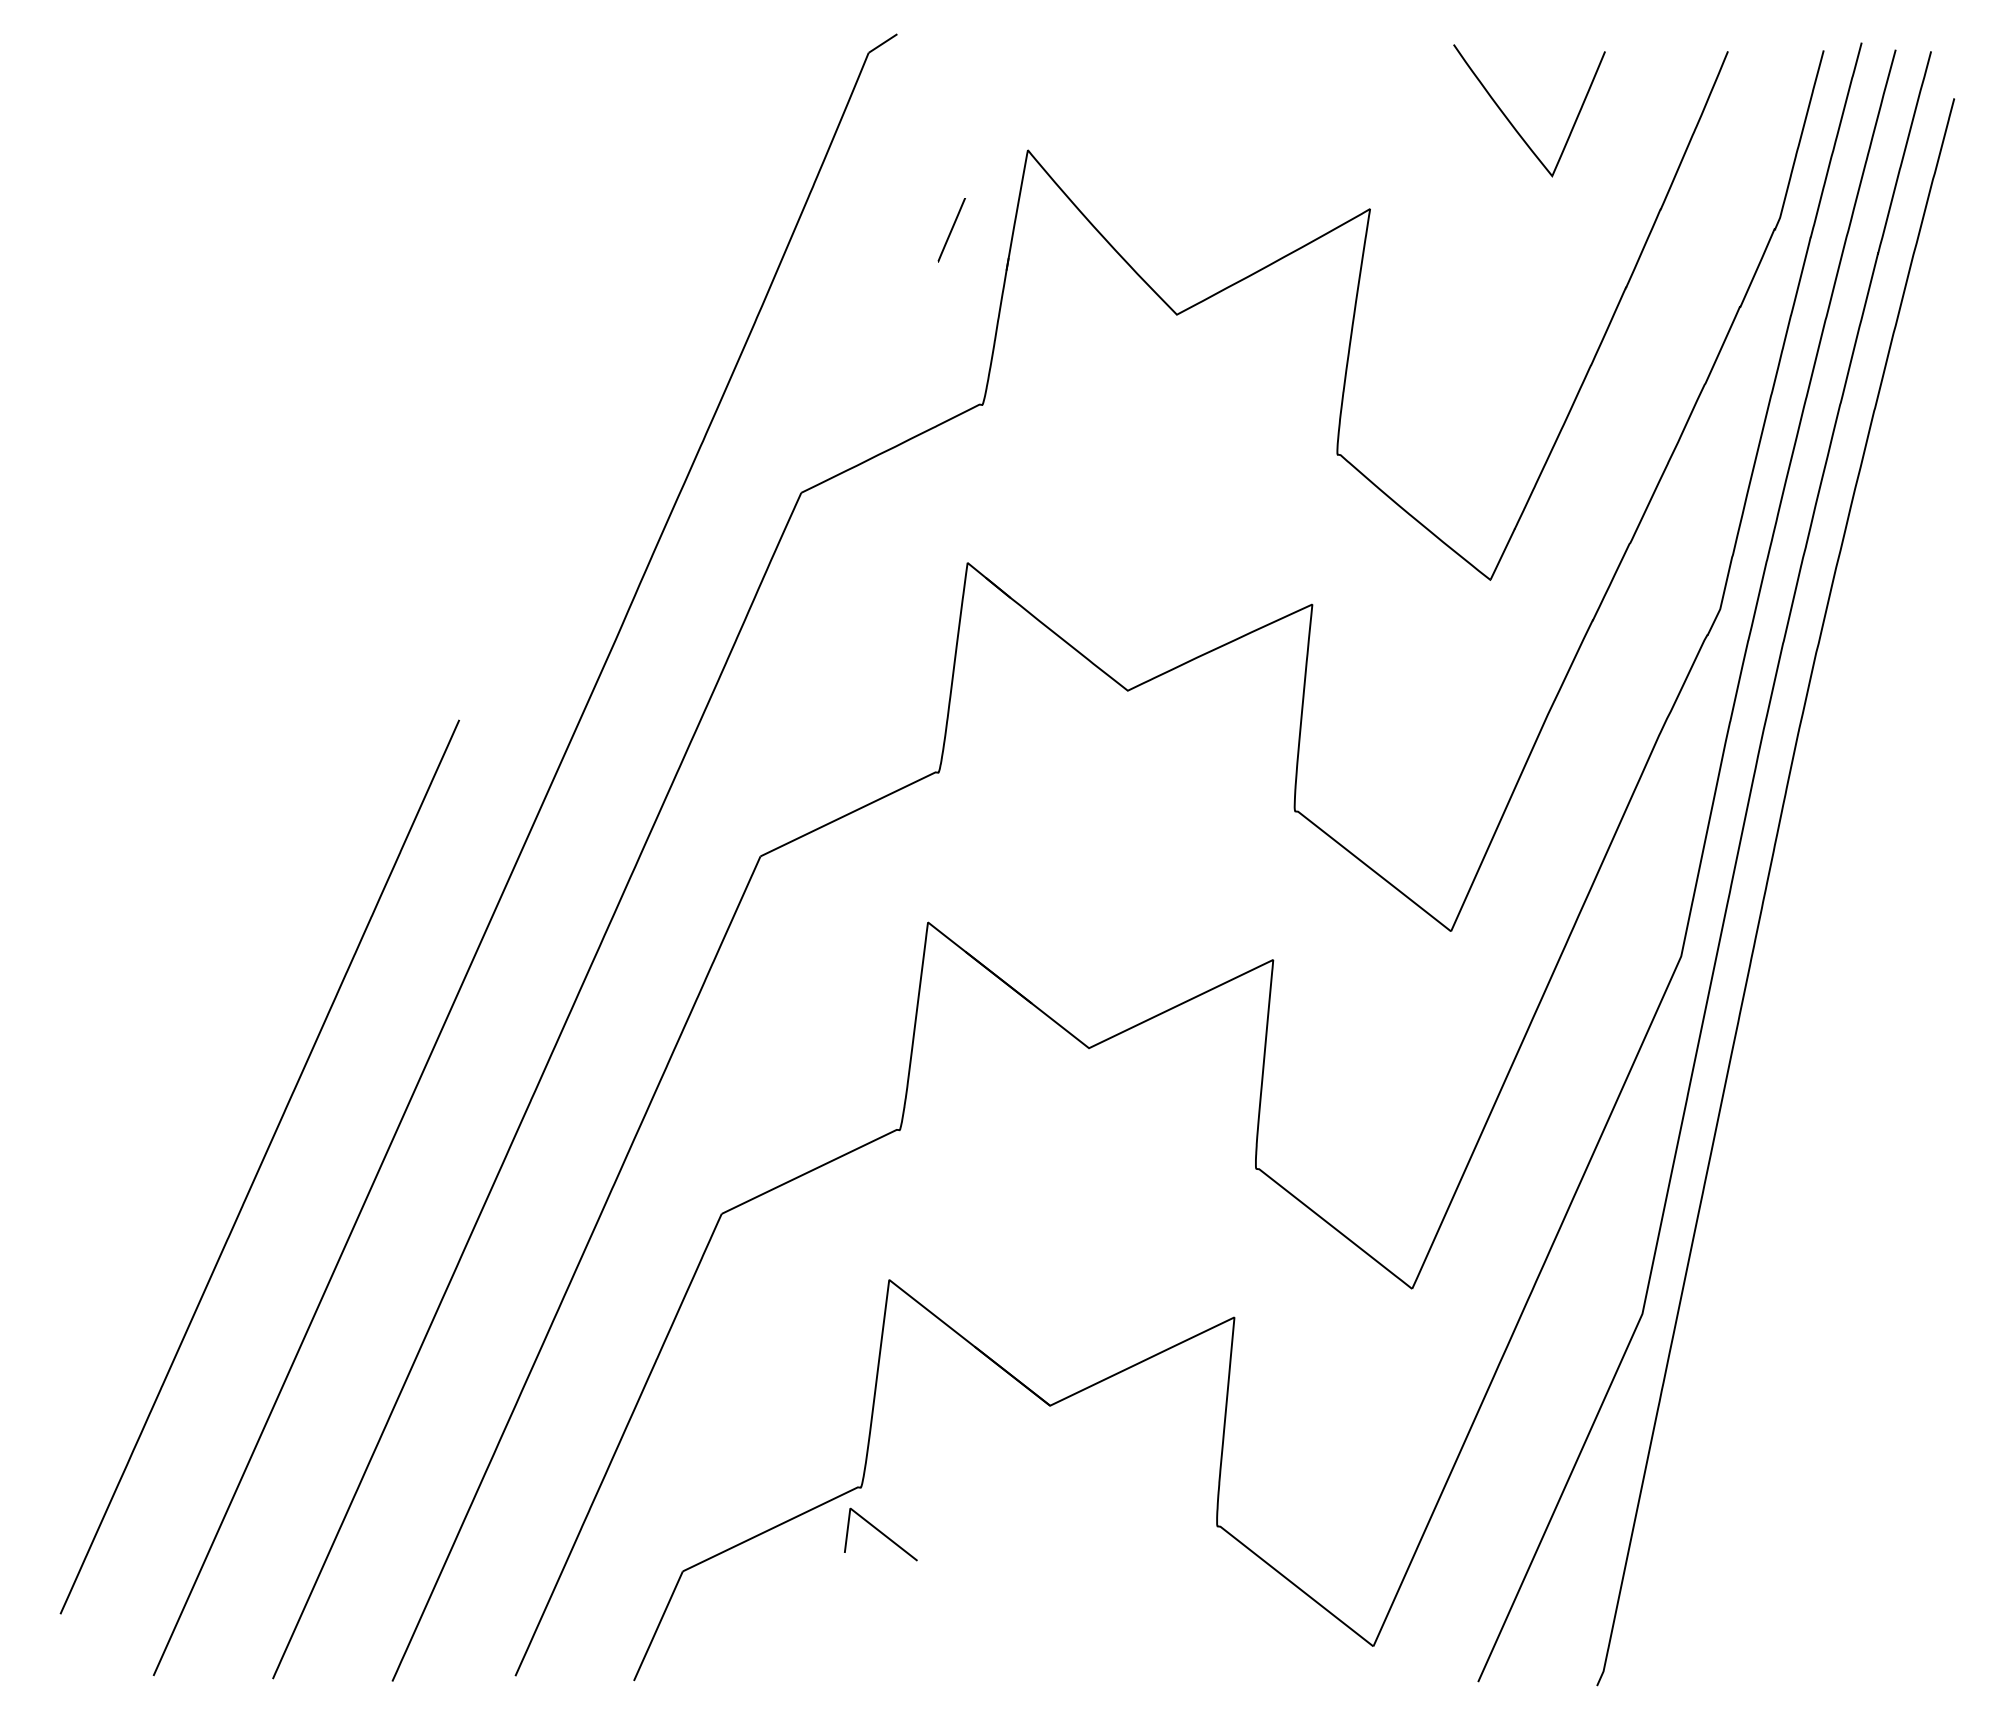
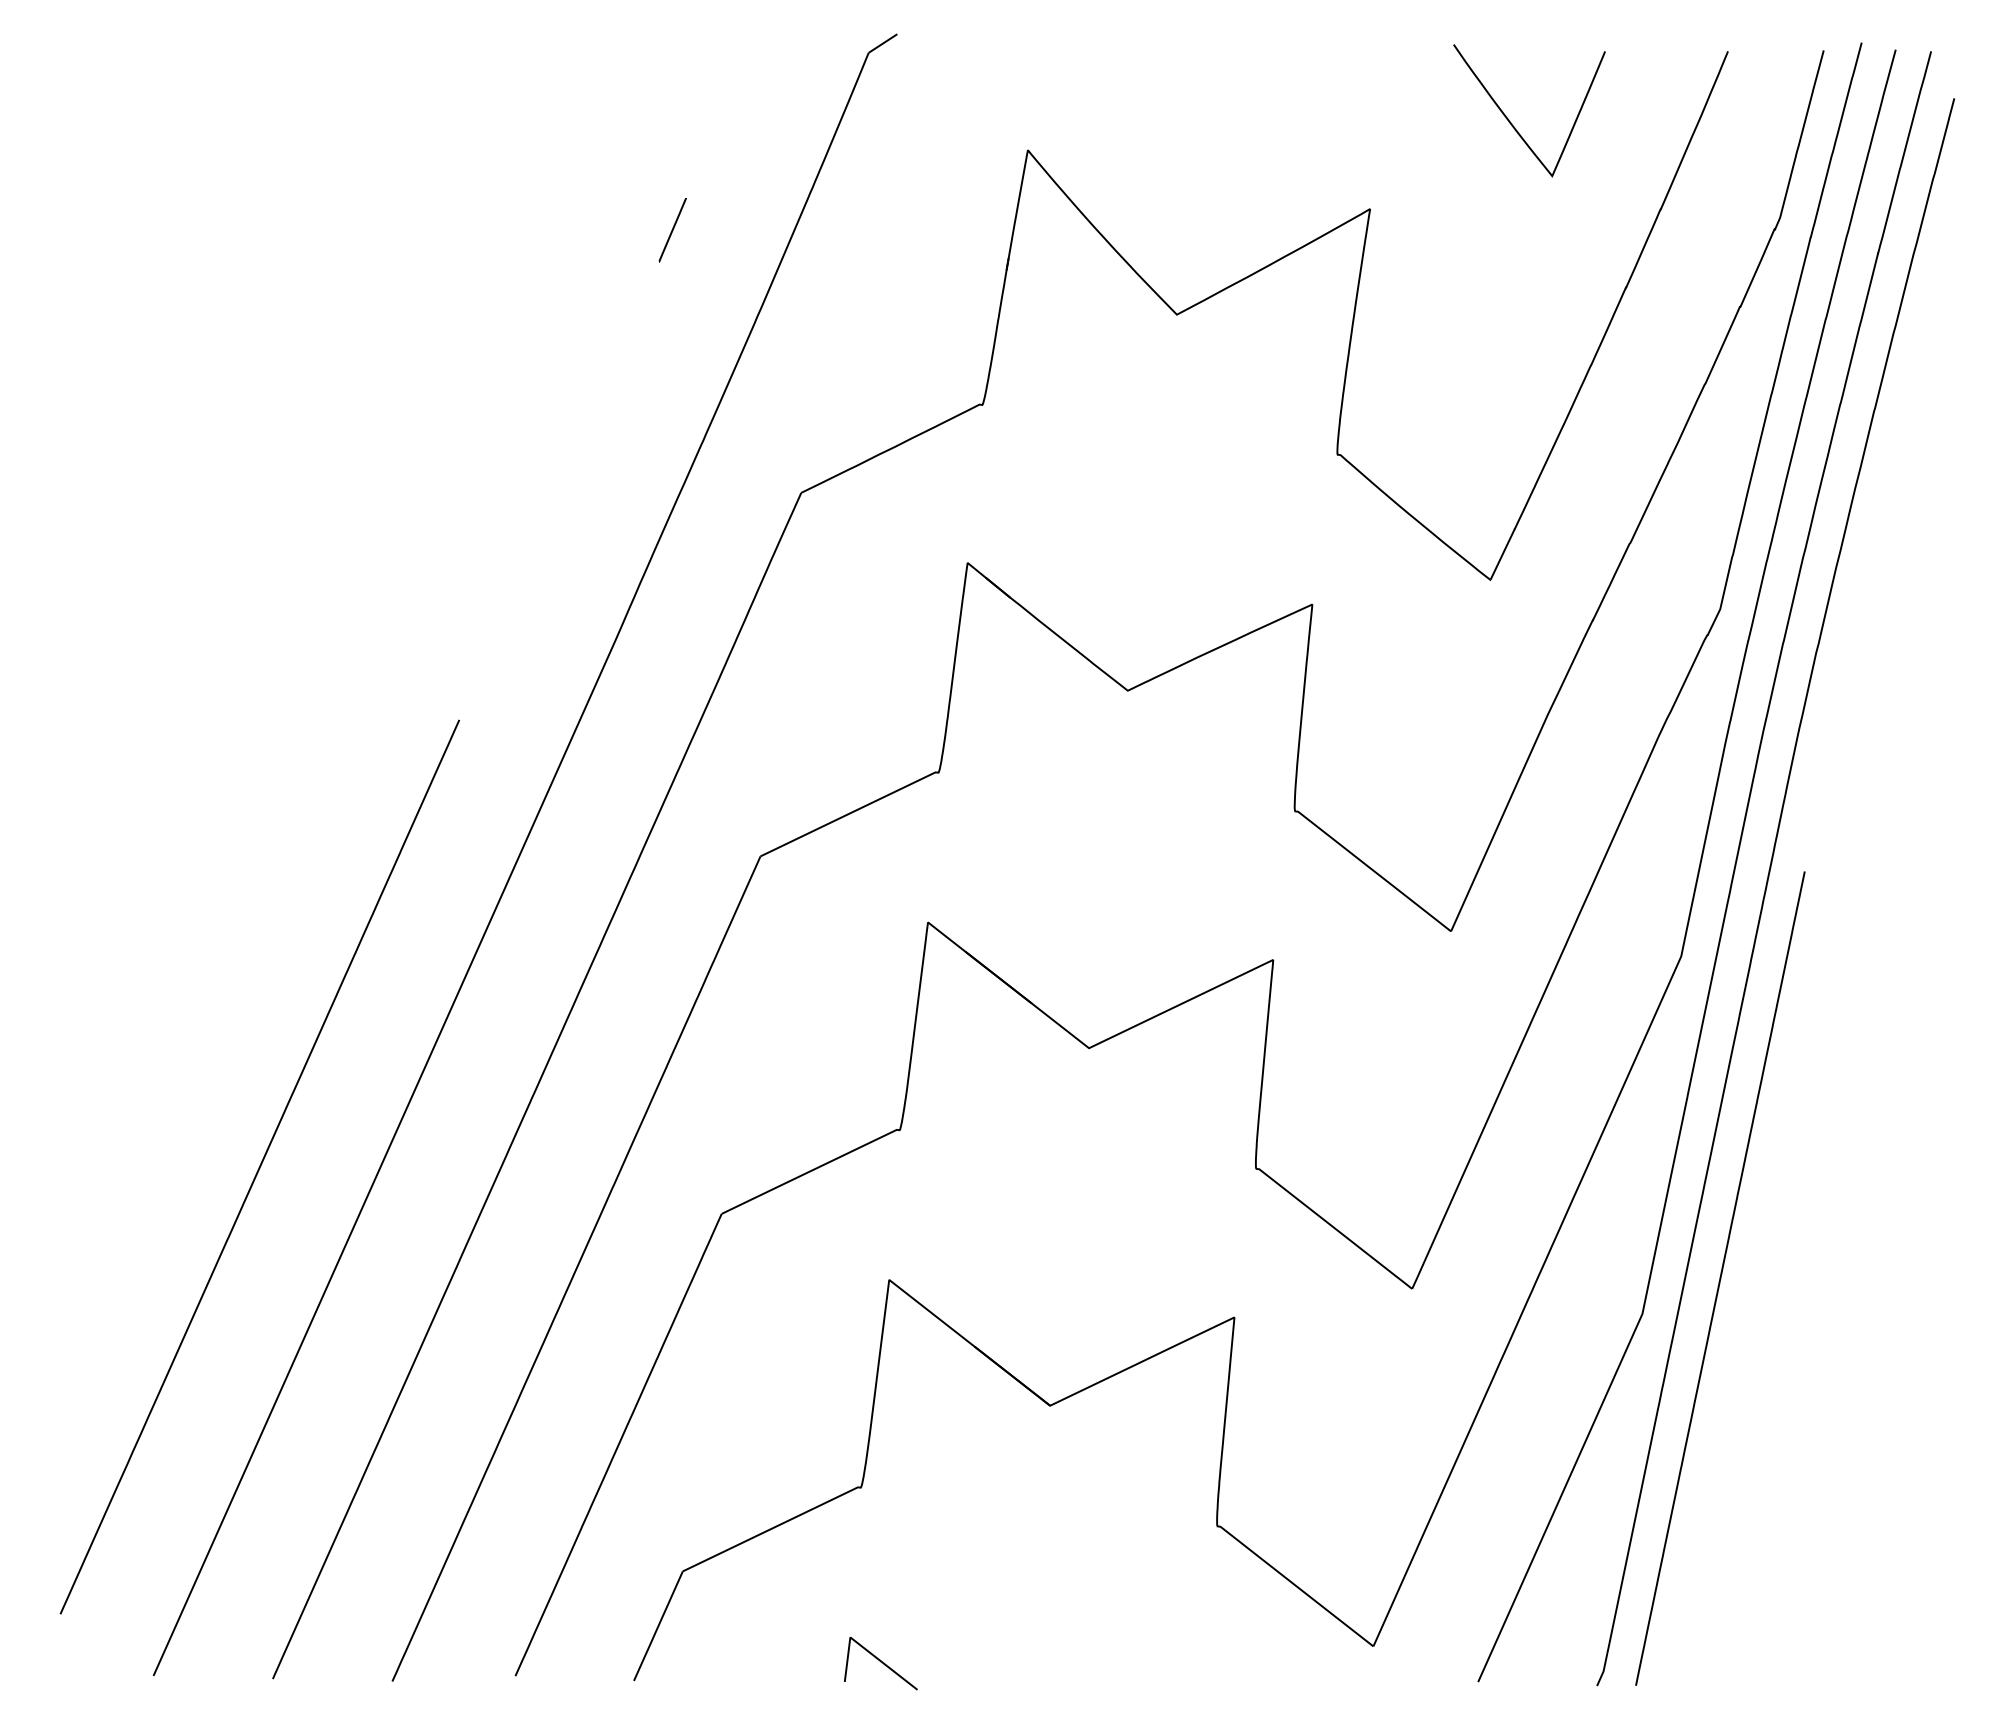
line position: (951, 230) -> (672, 230) (672, 230)
line: none -> present (1720, 1278)
line position: (880, 1533) -> (880, 1662) (880, 1662)
